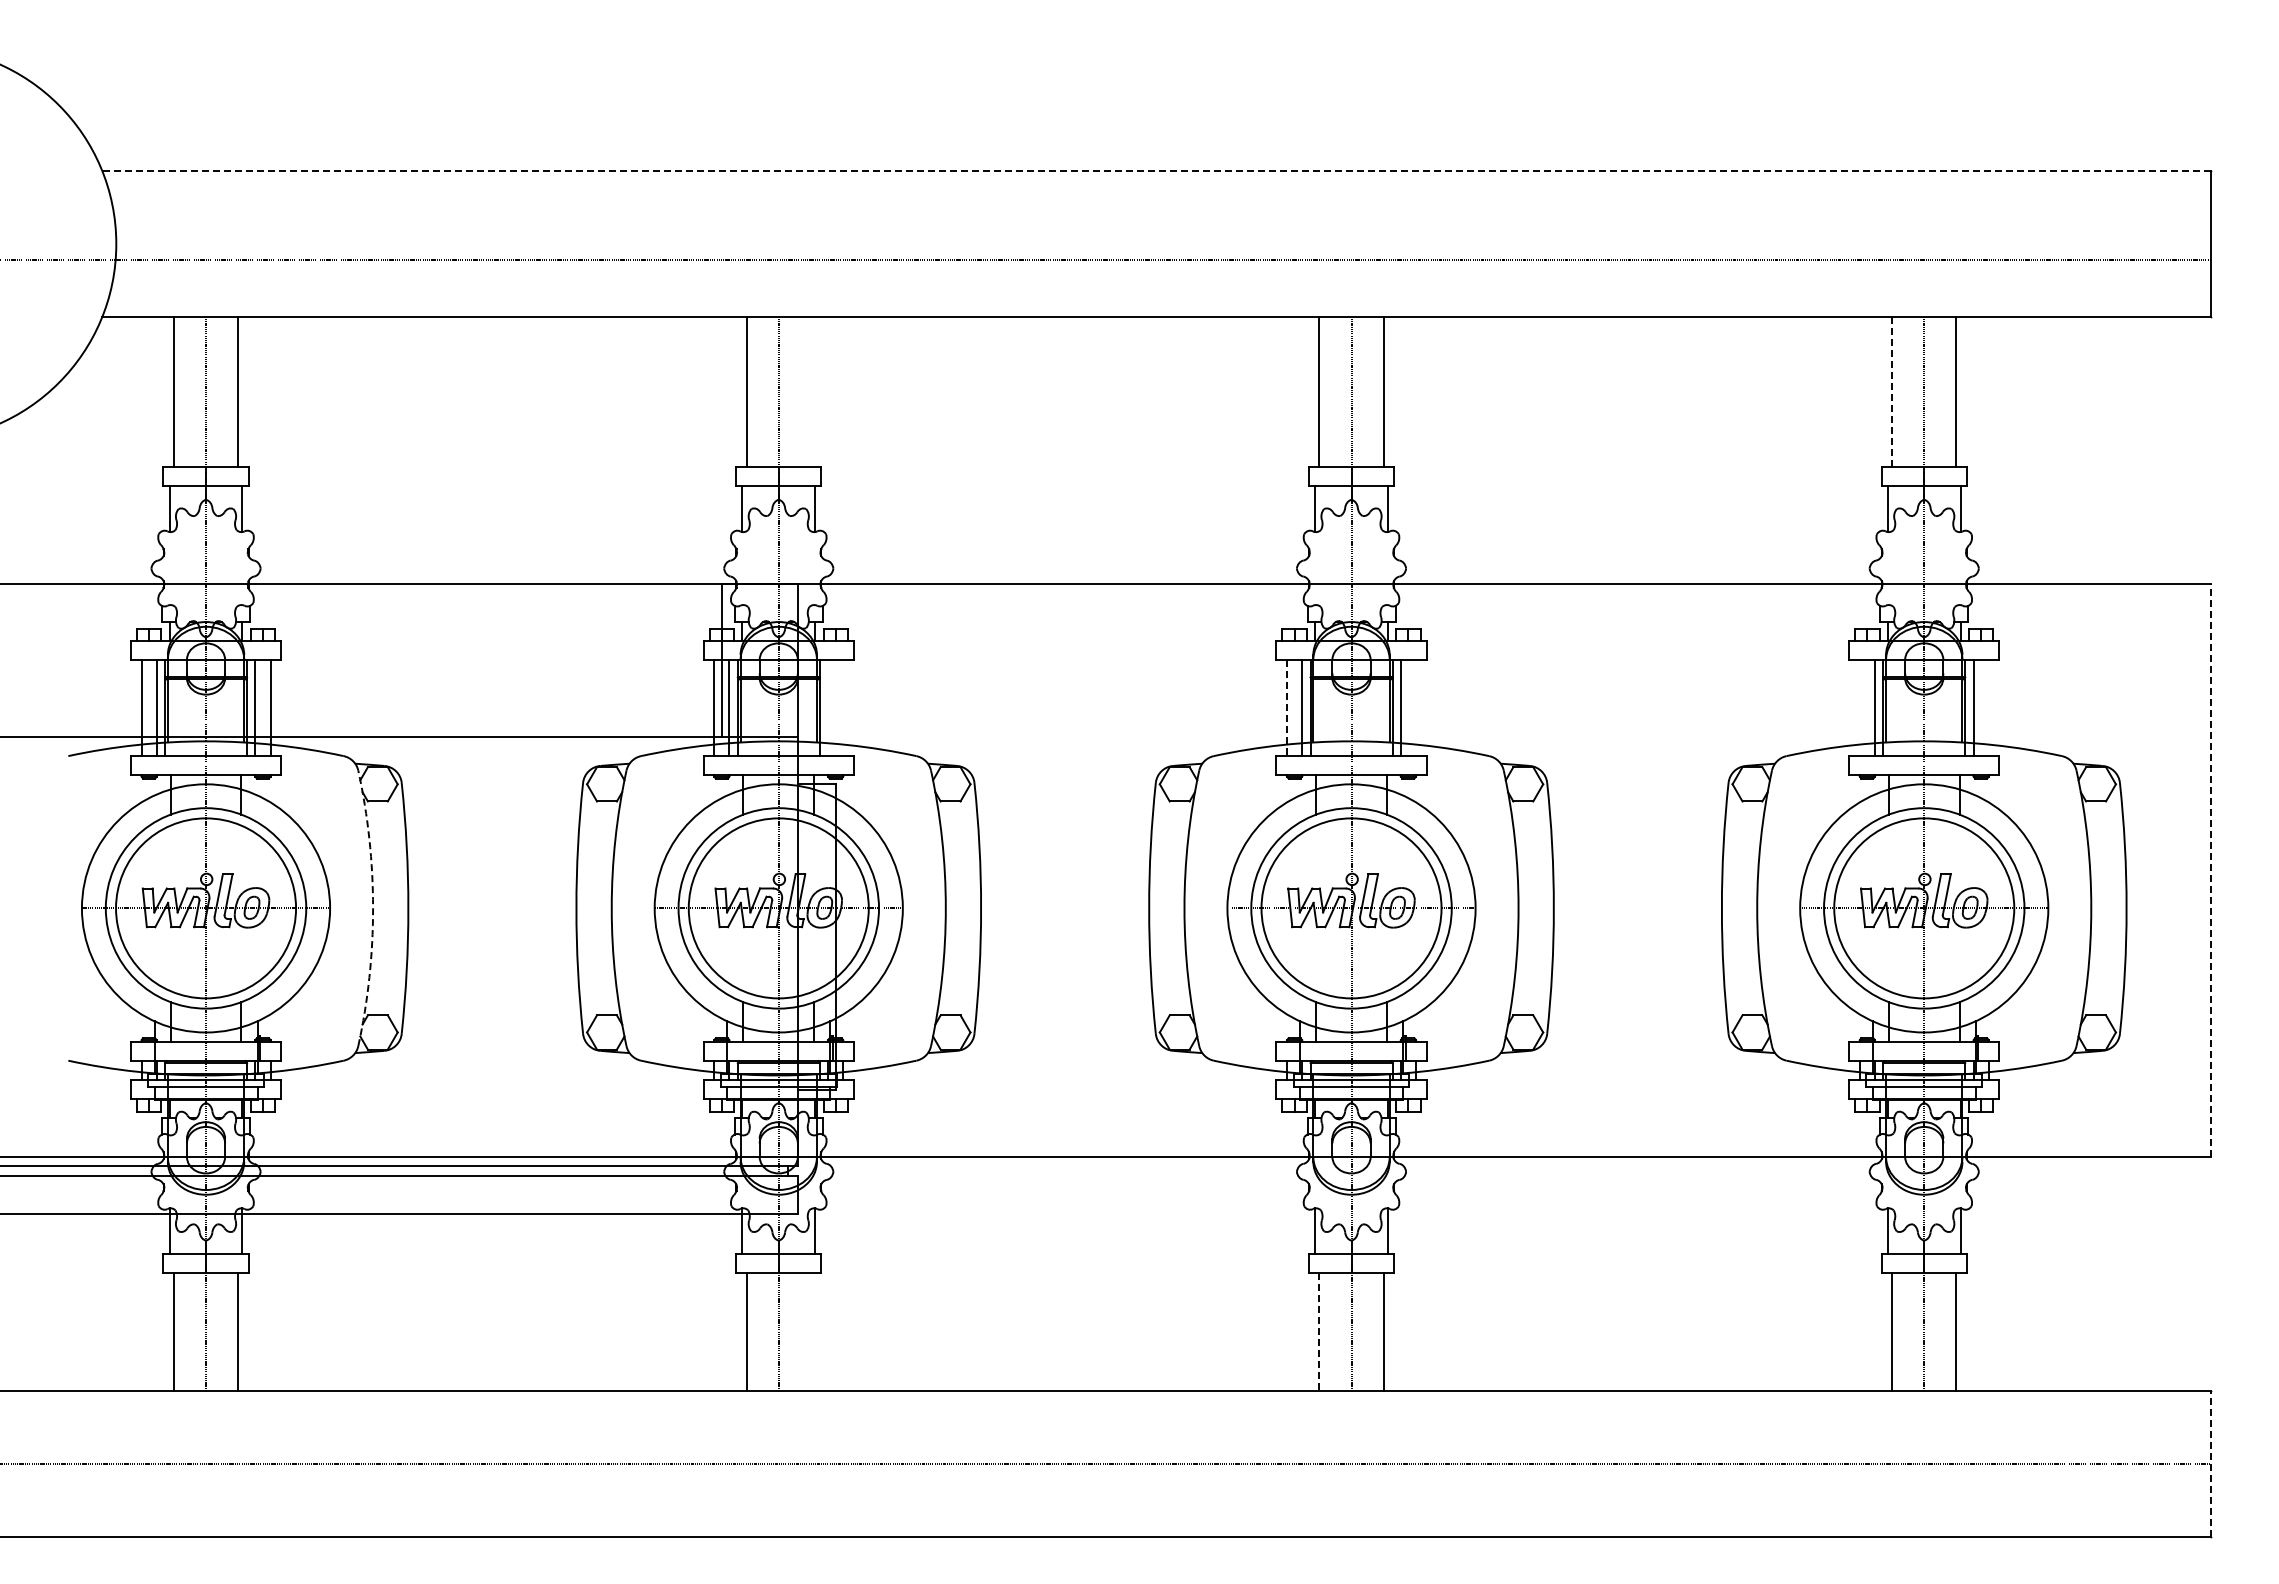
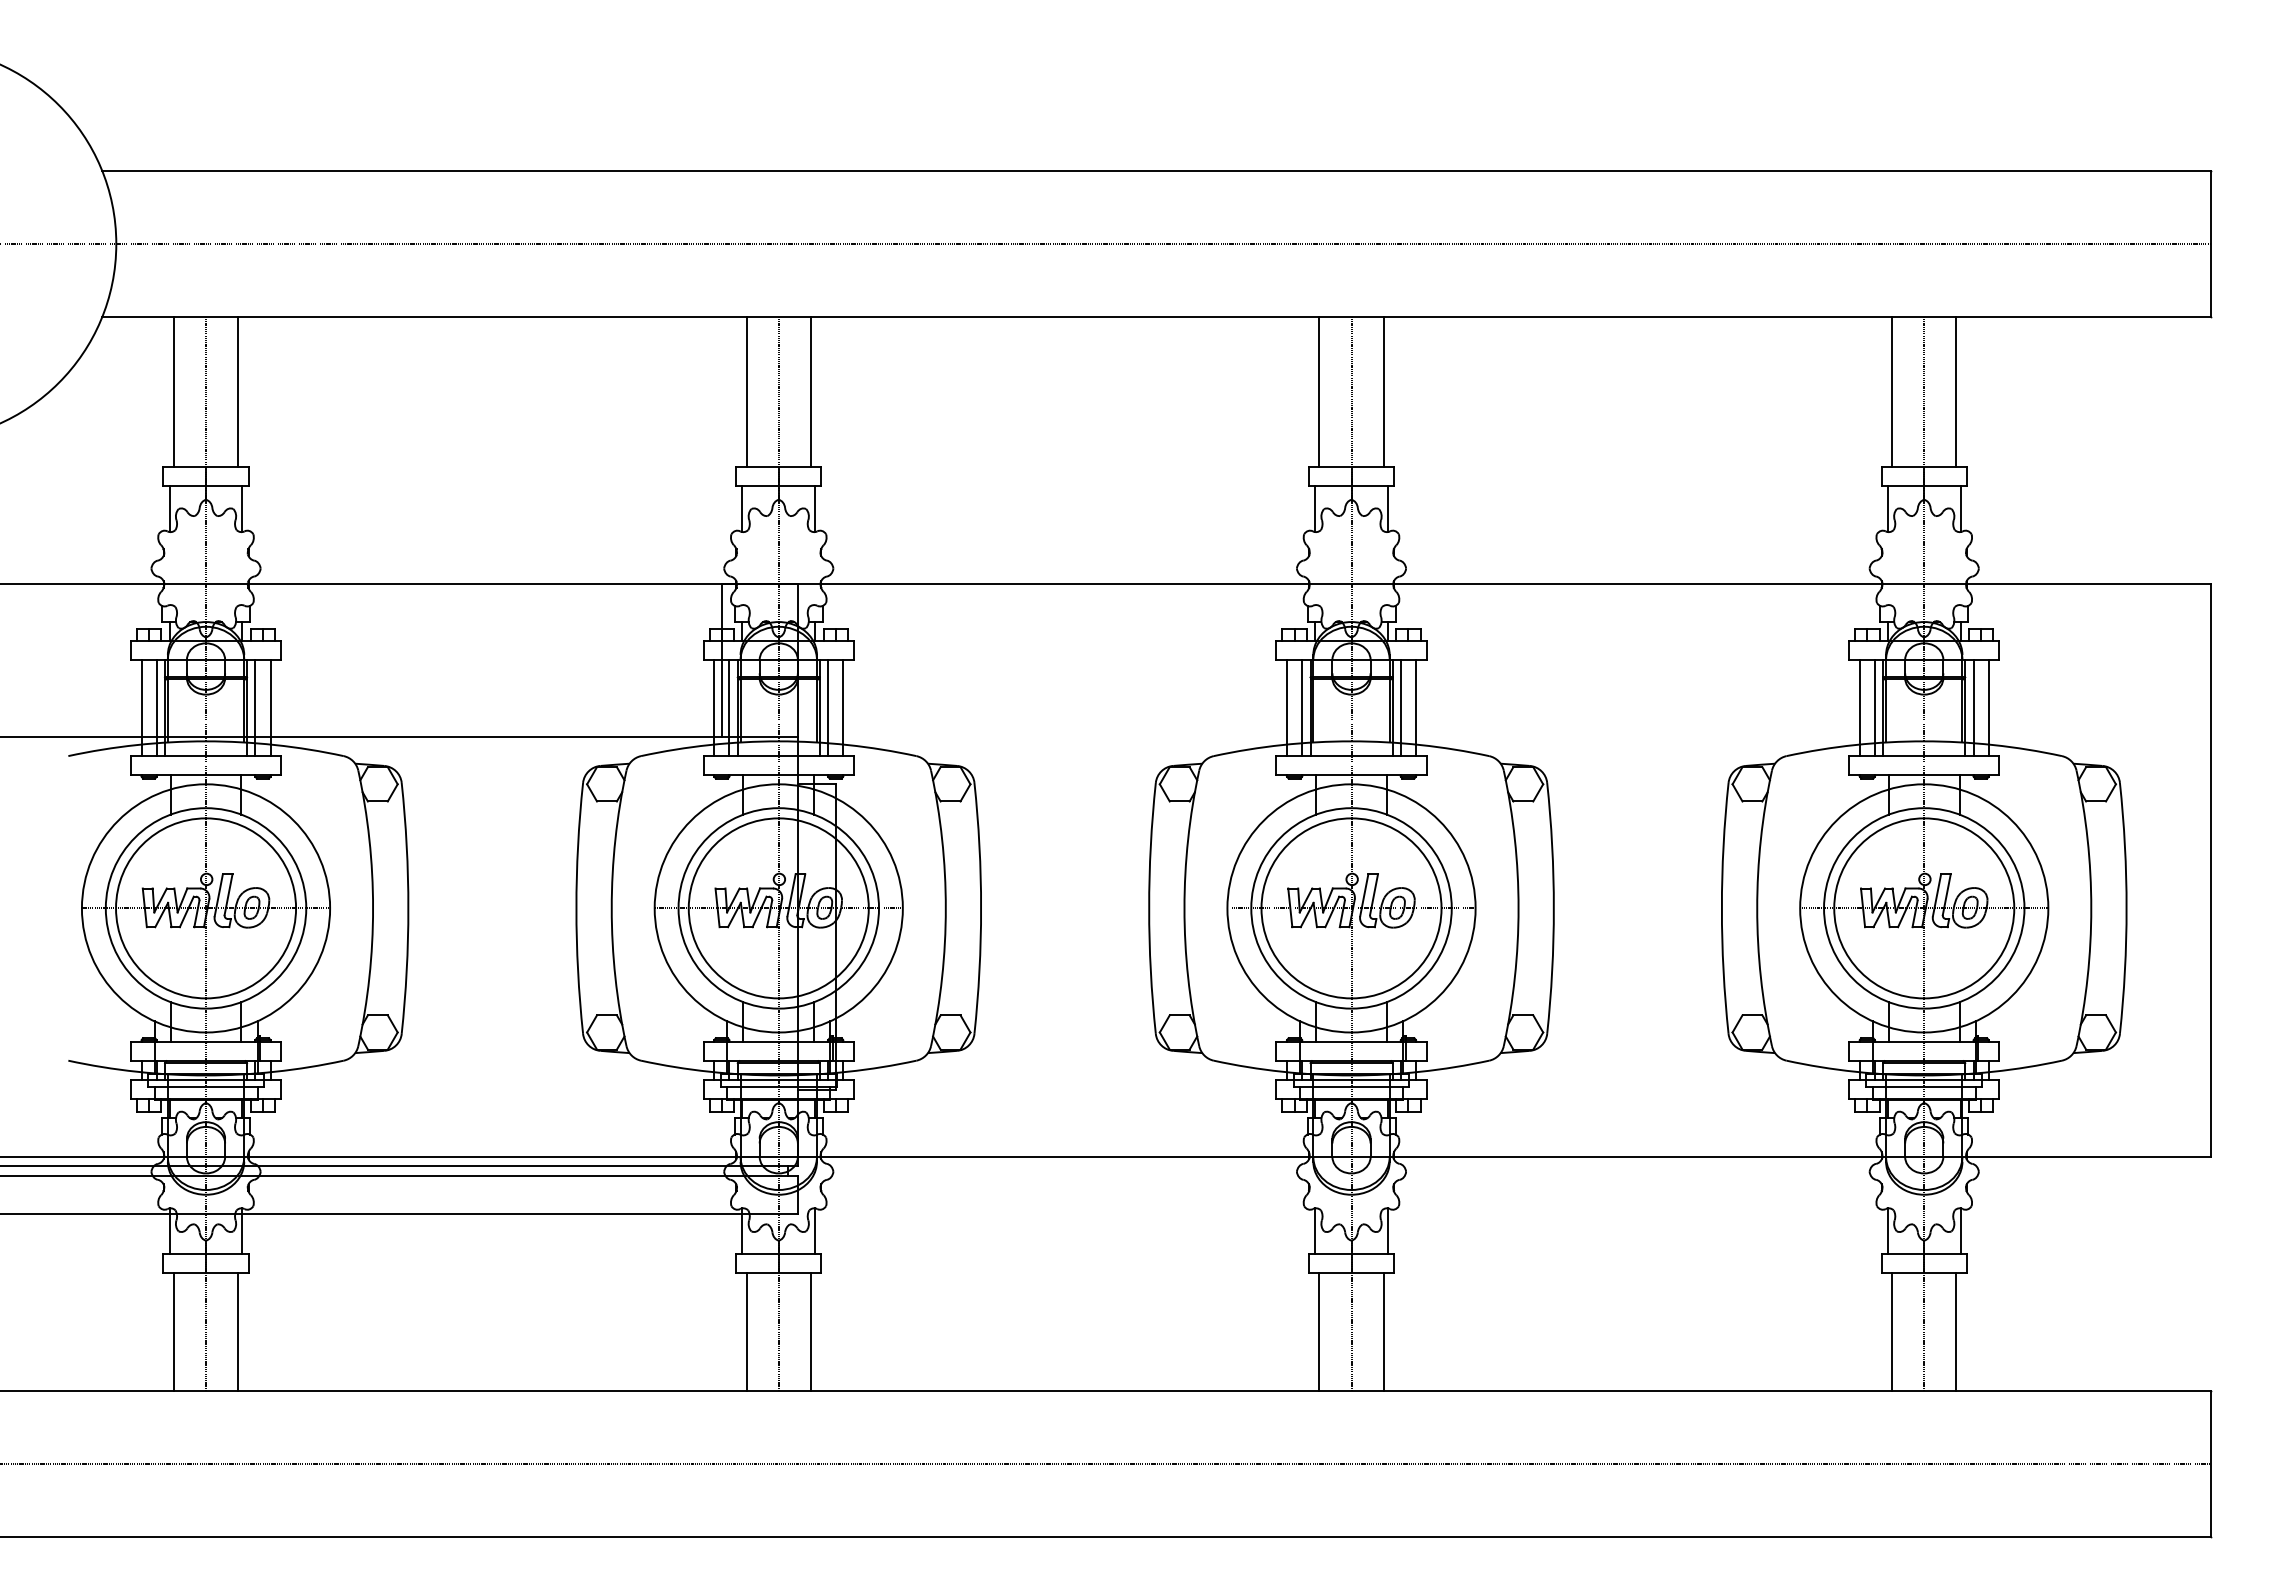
line: dashed -> solid (1156, 171)
line position: (1106, 260) -> (1106, 244) (1106, 244)
line: none -> present (810, 391)
line: dashed -> solid (1892, 391)
line: none -> present (828, 707)
line: none -> present (843, 707)
line: dashed -> solid (1287, 707)
line: none -> present (1416, 707)
line: none -> present (1859, 707)
line: none -> present (1988, 707)
line: dashed -> solid (2210, 869)
arc: dashed -> solid (373, 908)
line: none -> present (810, 1332)
line: dashed -> solid (1319, 1332)
line: dashed -> solid (2210, 1463)
